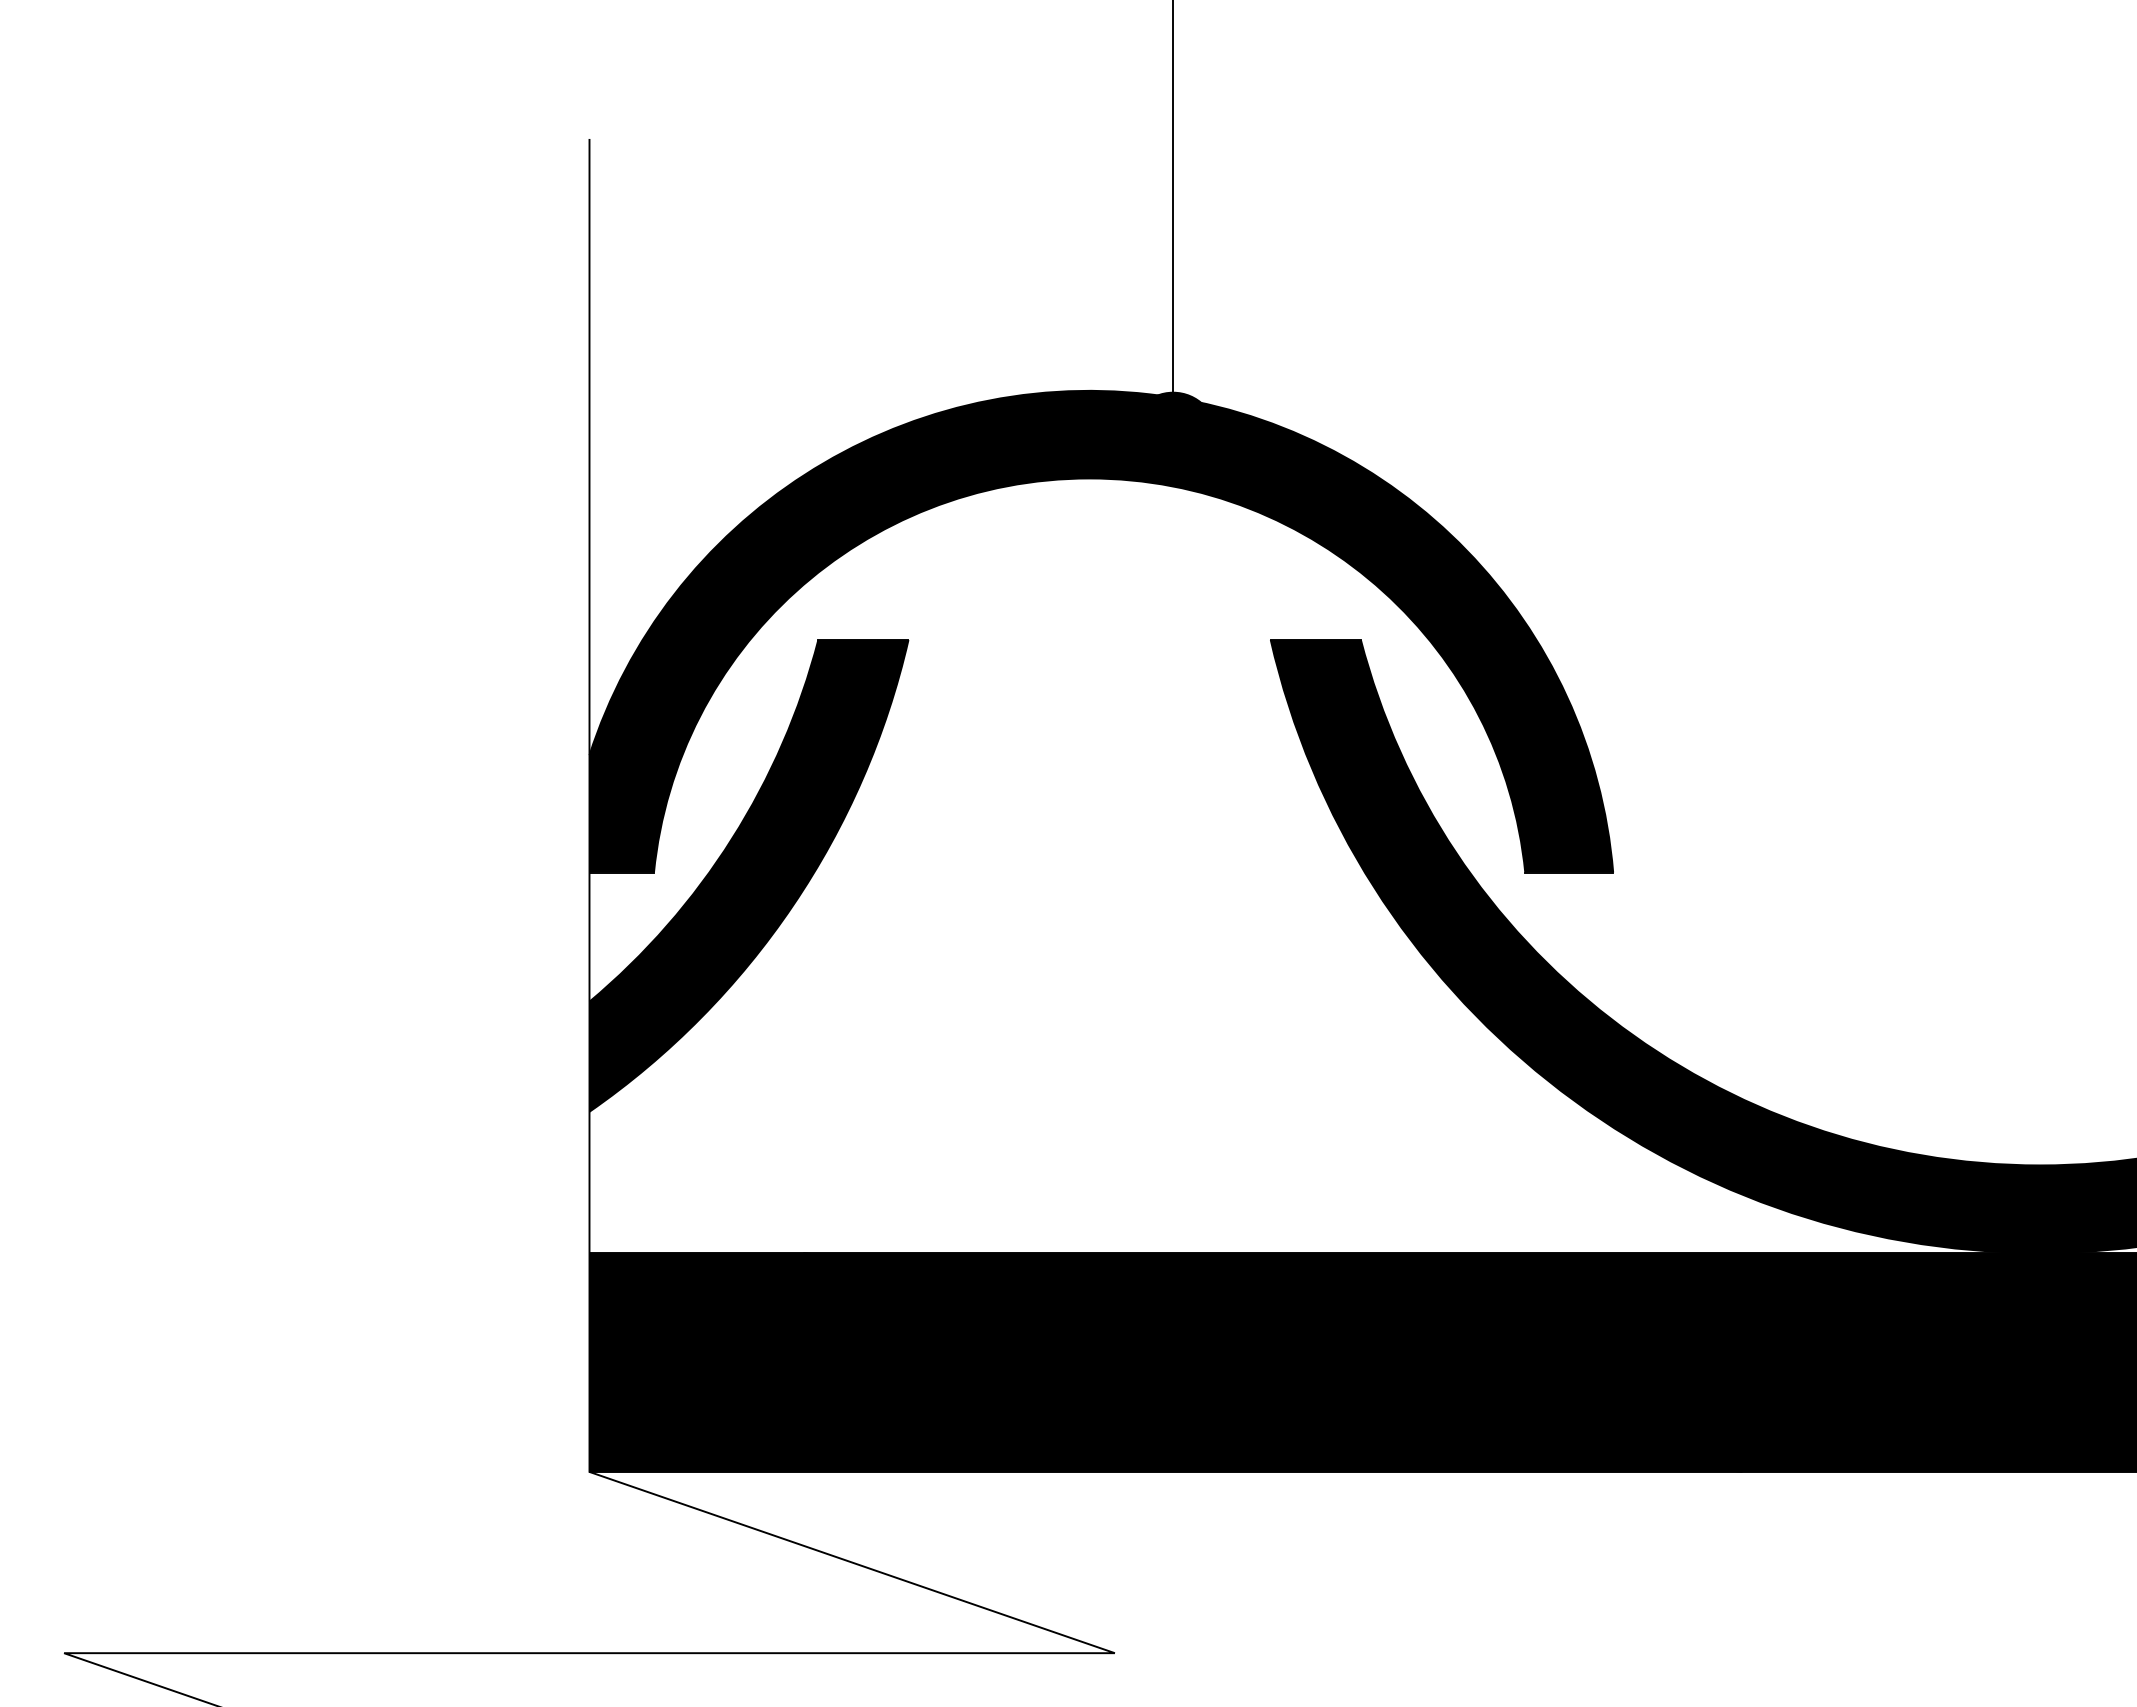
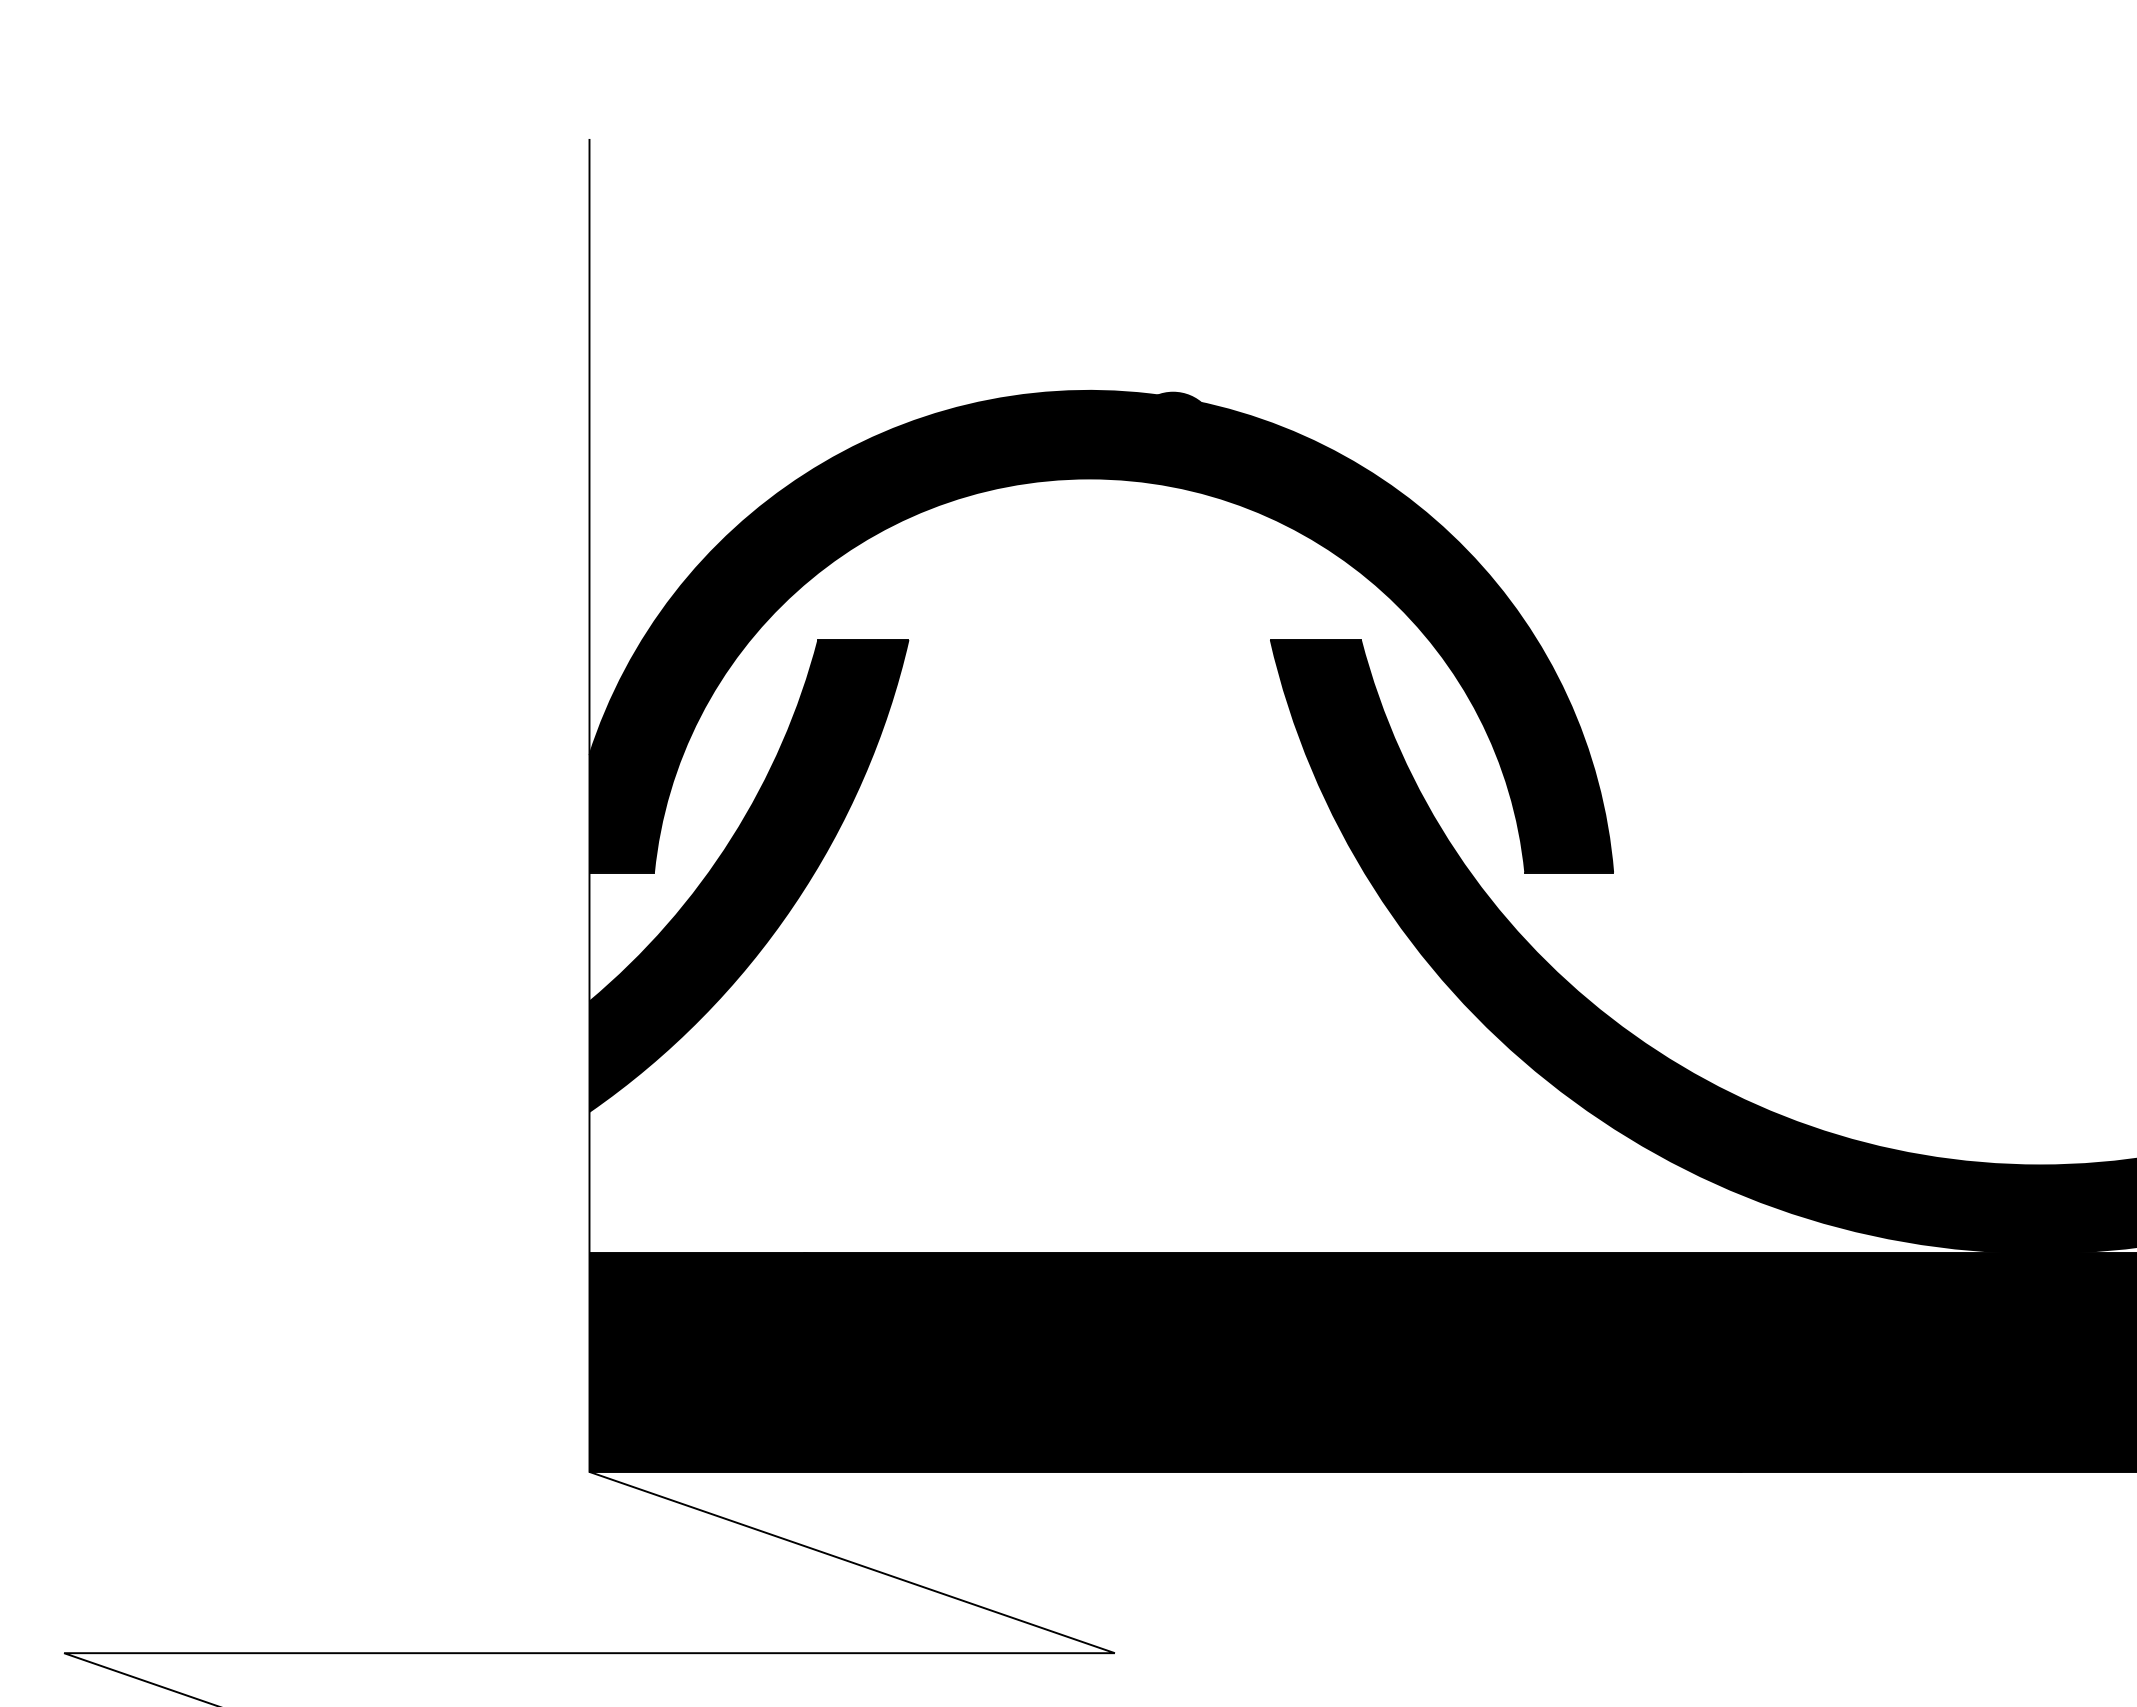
line: present -> none (1173, 219)
